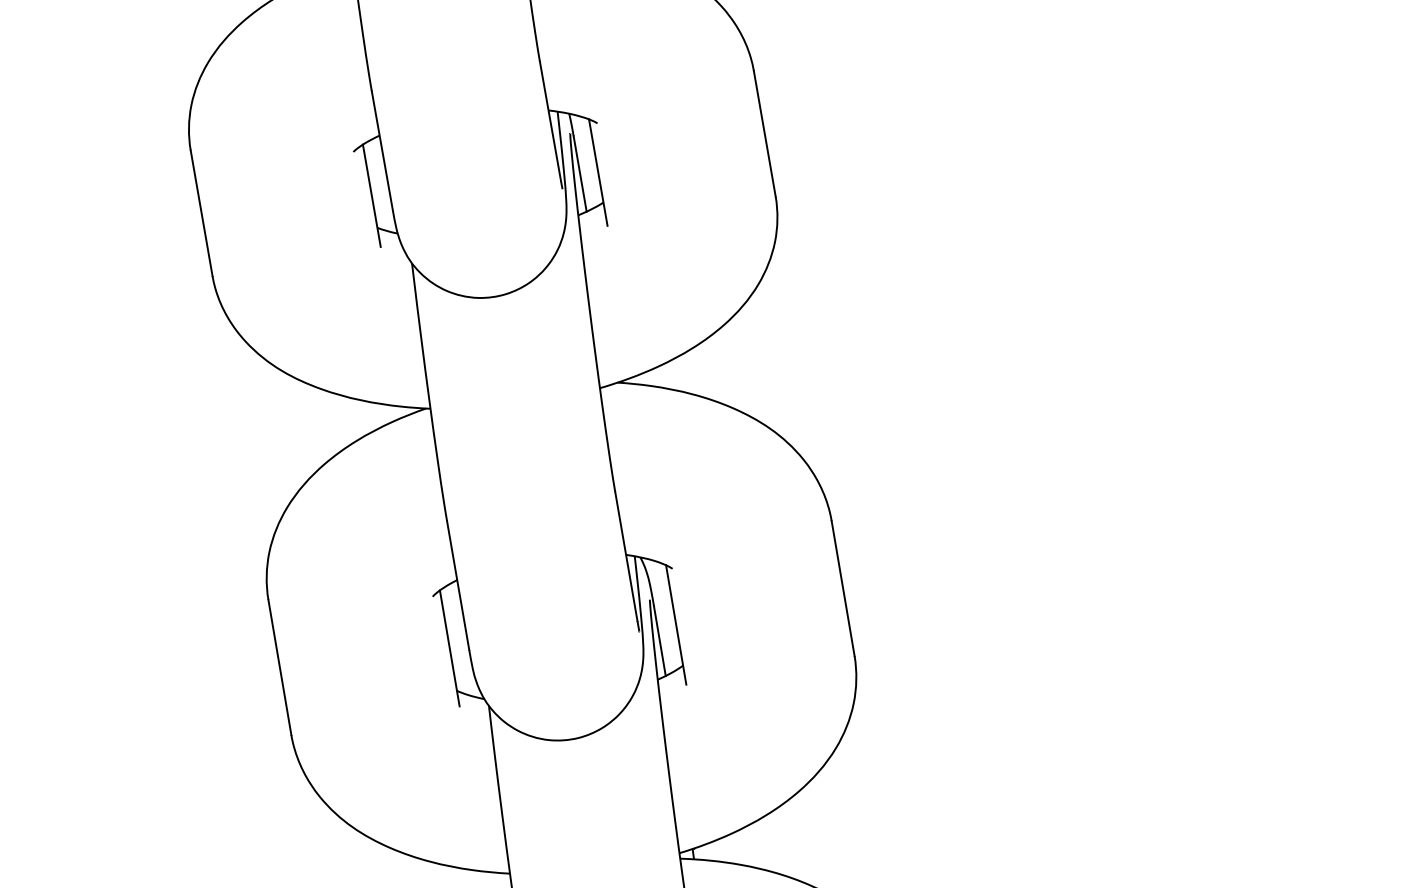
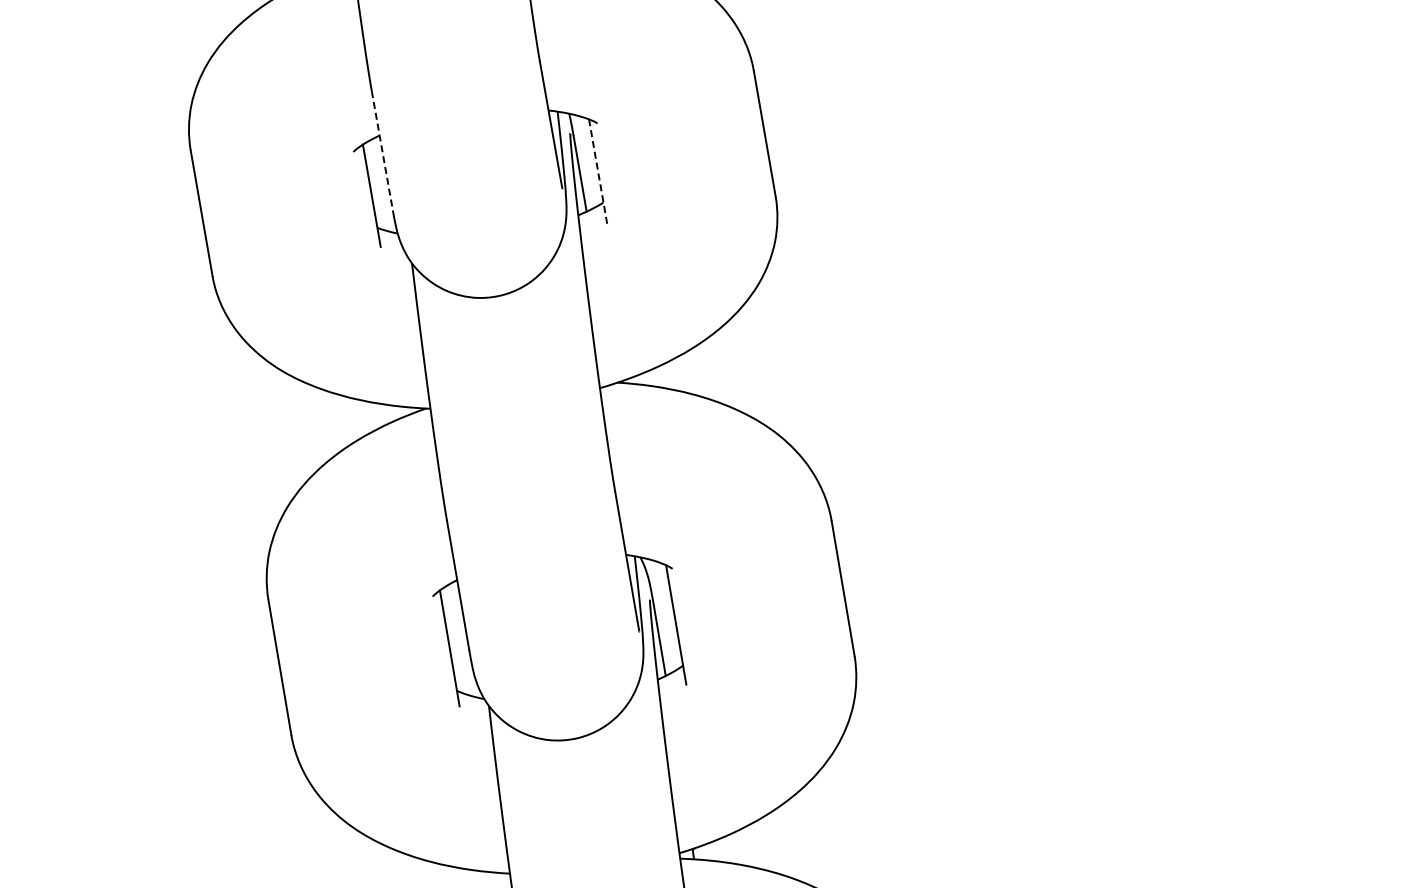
line: solid -> dashed (382, 150)
line: solid -> dashed (598, 173)
